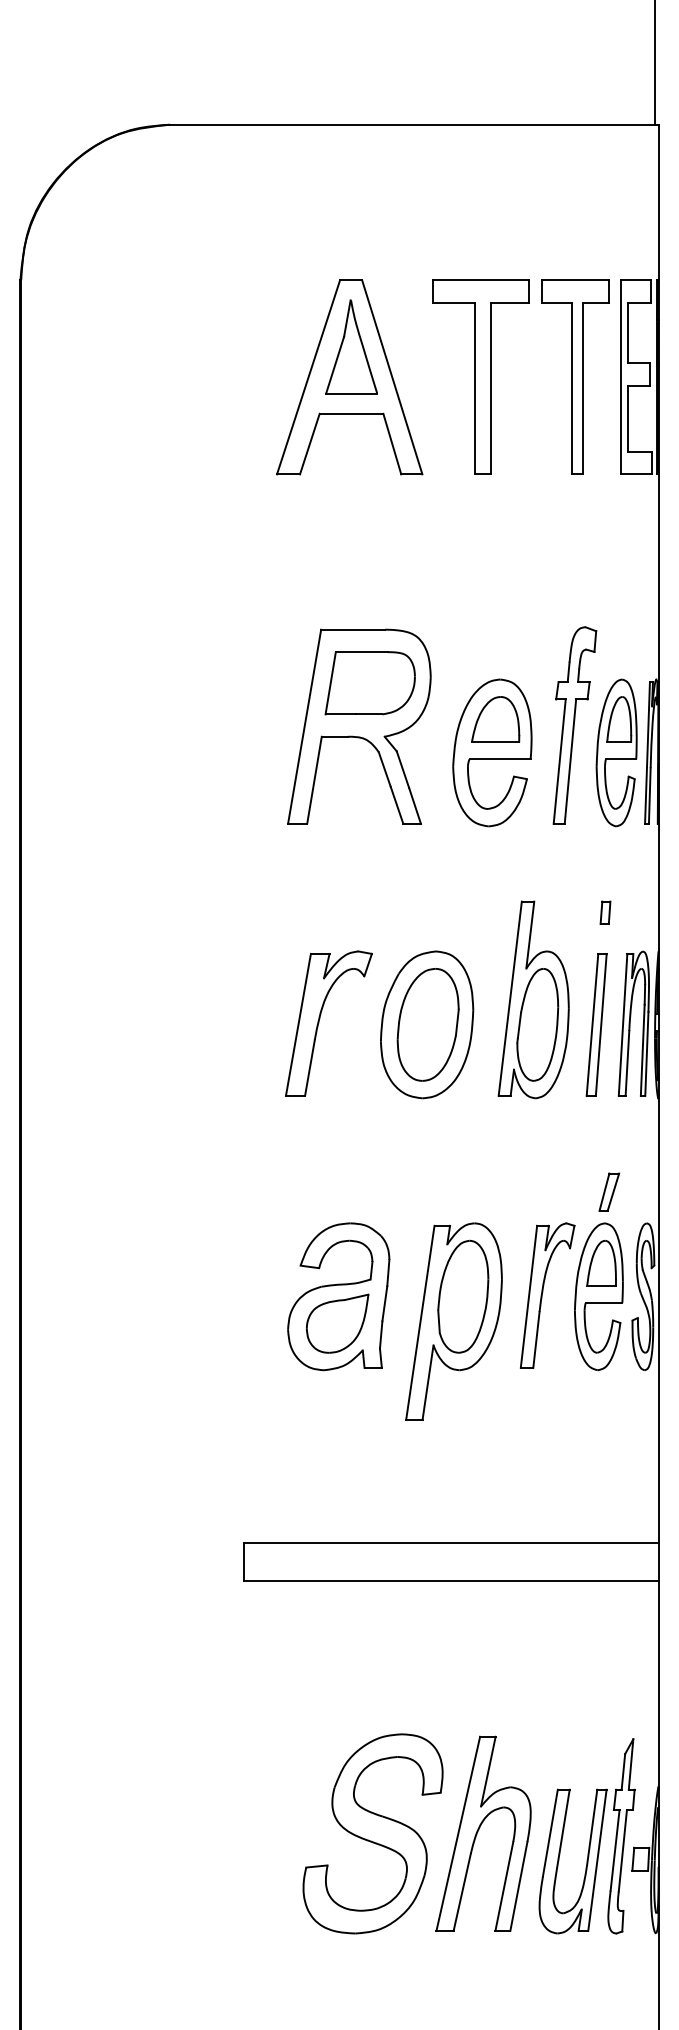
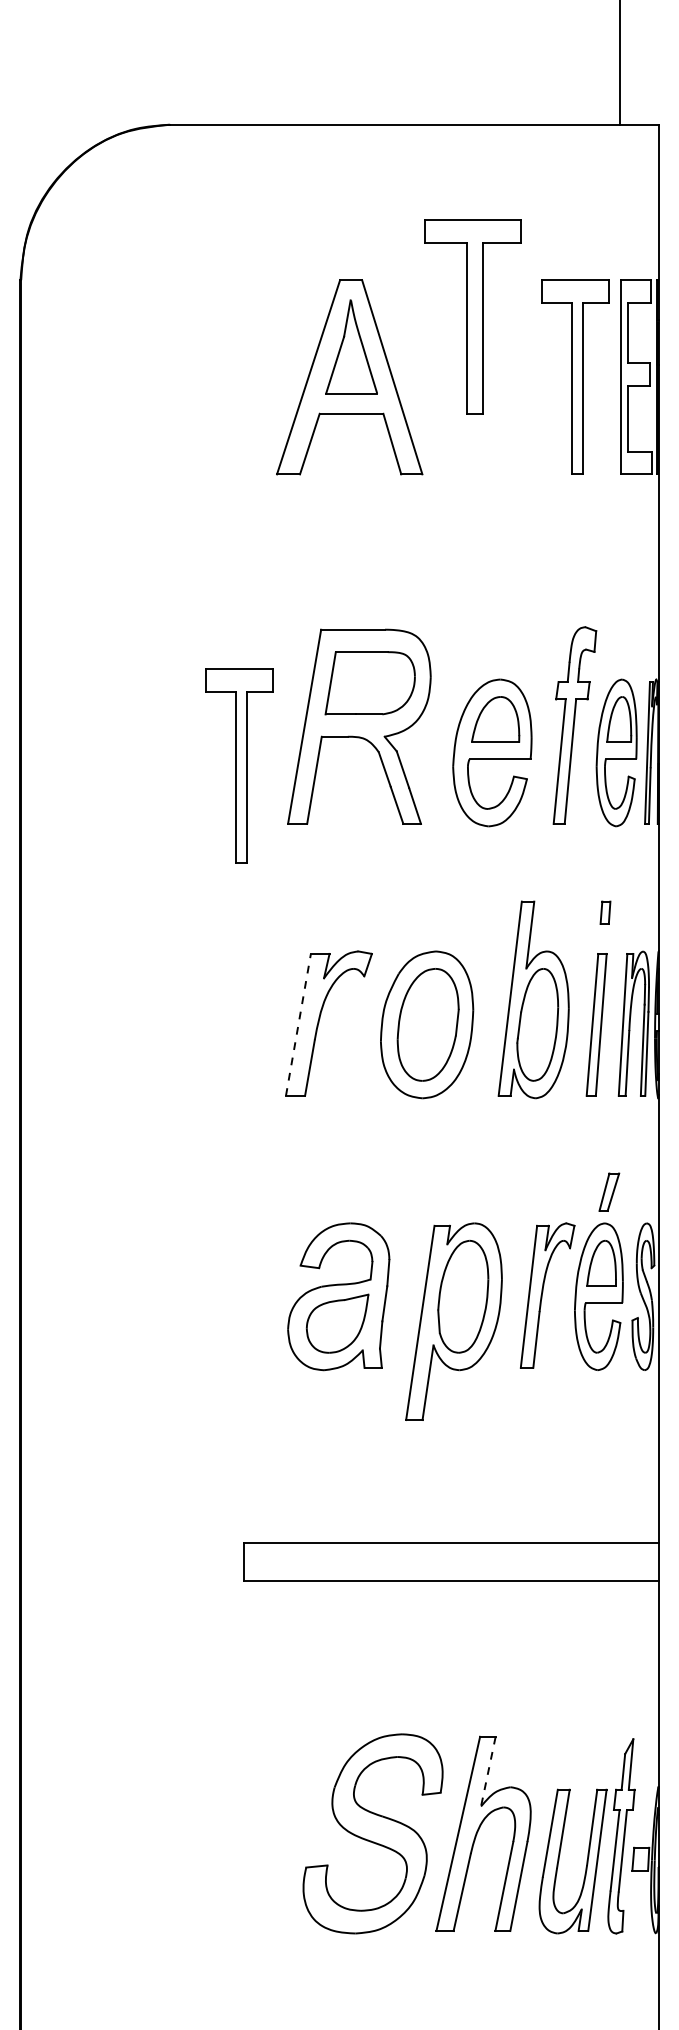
line position: (654, 63) -> (619, 63) (619, 63)
part position: (480, 376) -> (472, 316) (472, 316)
part: none -> present (239, 765)
line: solid -> dashed (298, 1024)
line: solid -> dashed (488, 1771)
